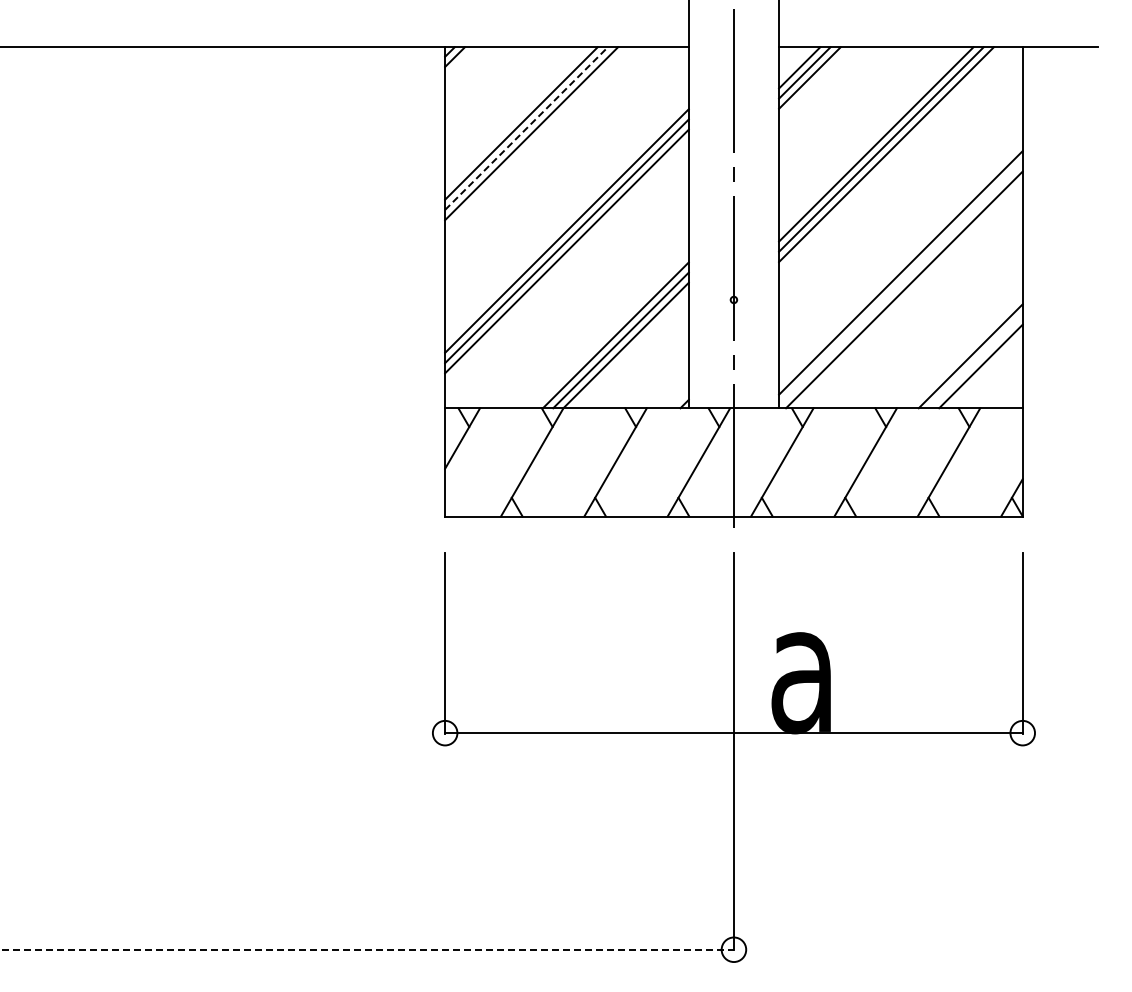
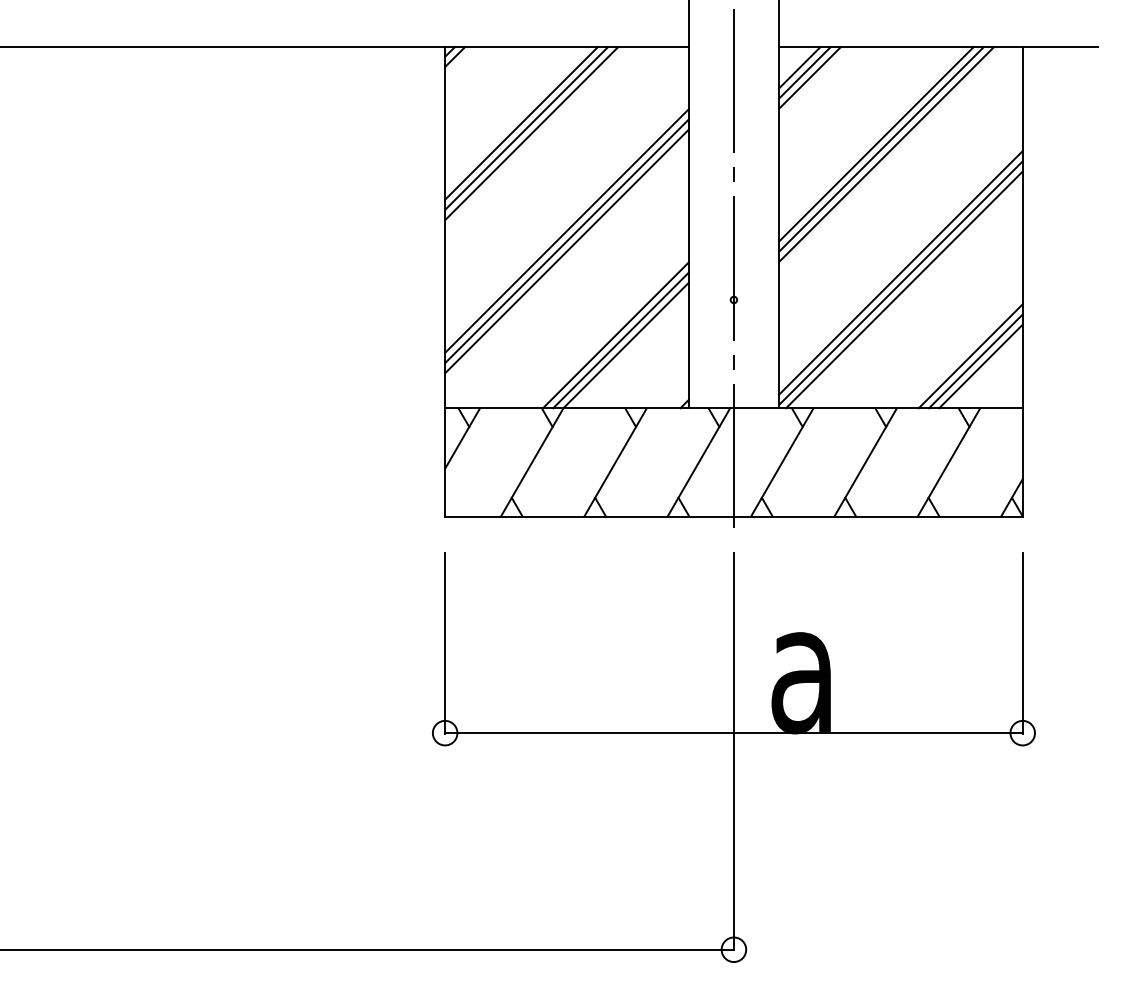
line: dashed -> solid (526, 128)
line: none -> present (900, 283)
line: none -> present (975, 361)
line: dashed -> solid (367, 949)
